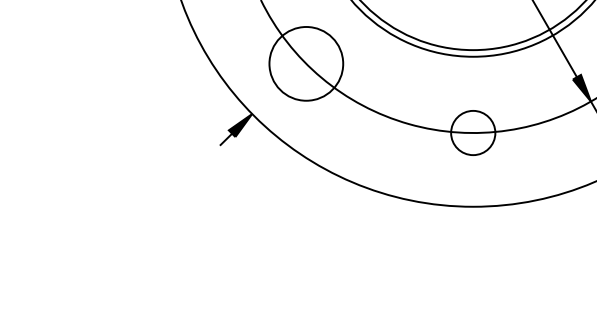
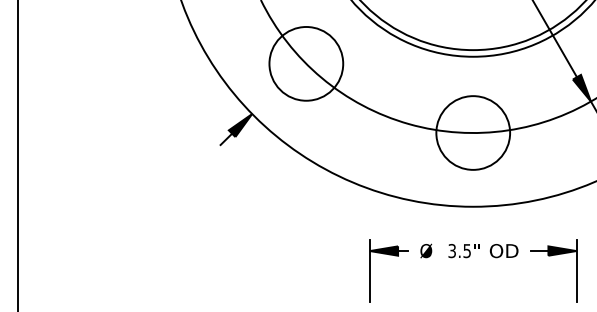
circle diameter: 44 px -> 74 px (473, 132)
line: none -> present (17, 155)
part: none -> present (469, 257)
